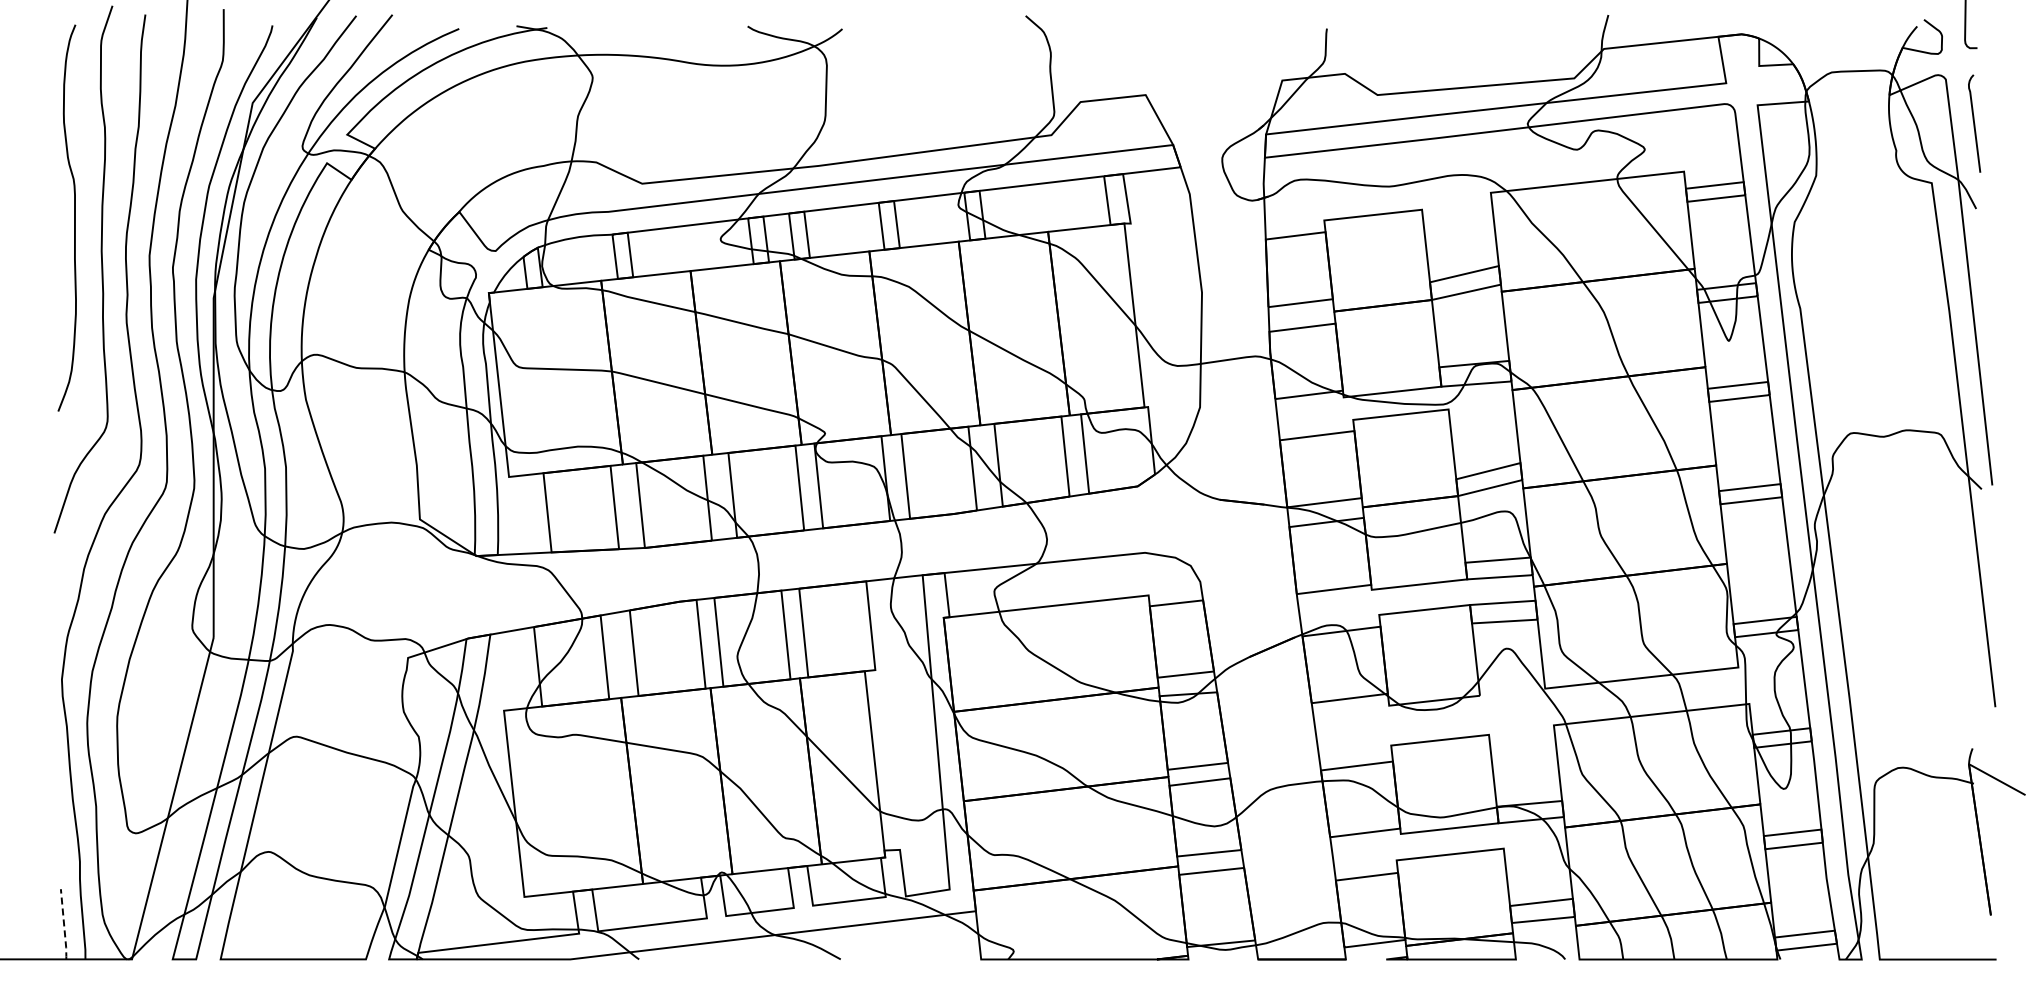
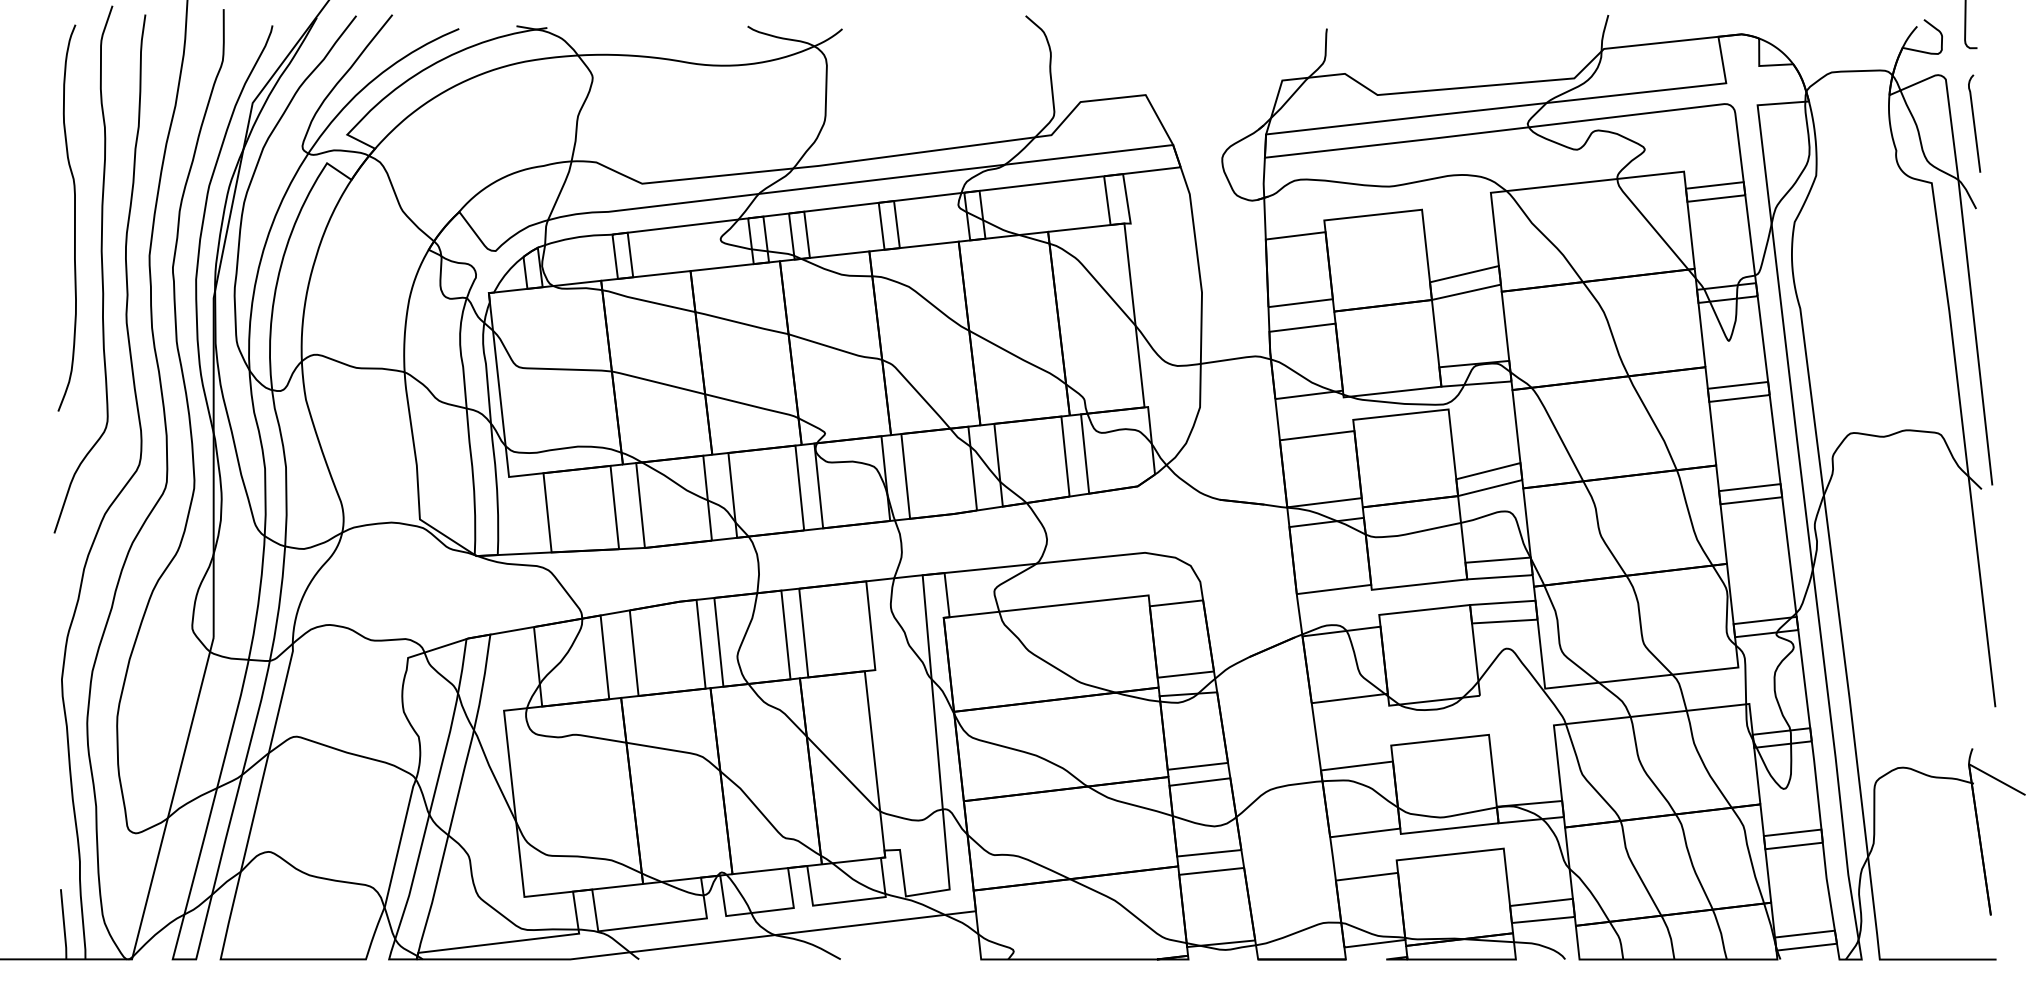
line: dashed -> solid (64, 924)
